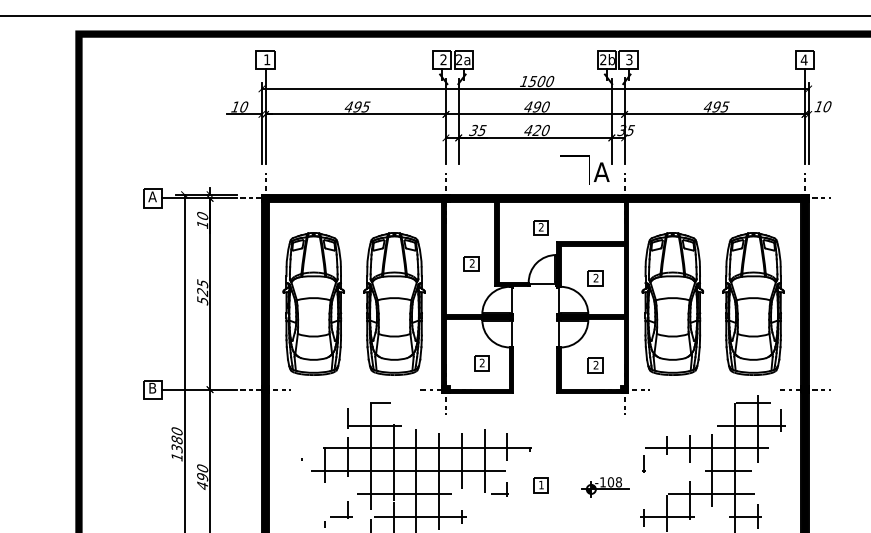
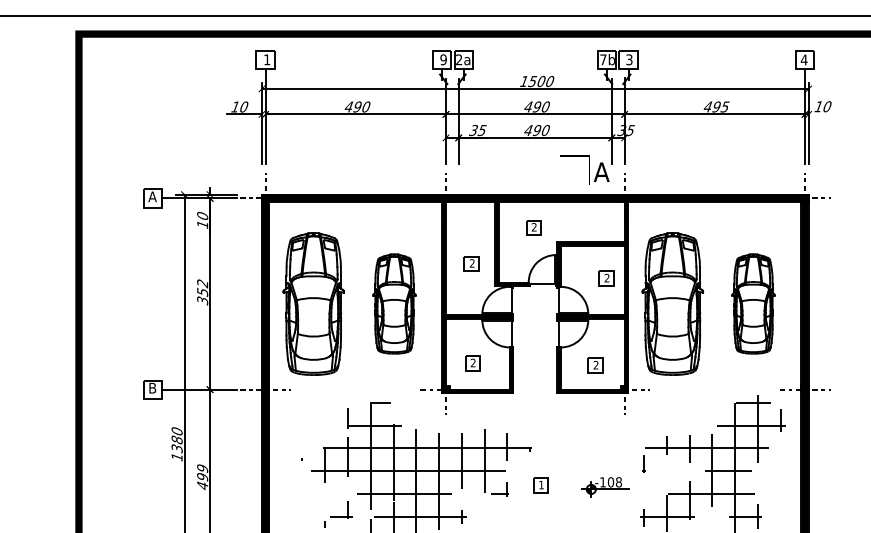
text: 2 -> 9 (443, 59)
text: 2b -> 7b (603, 59)
text: 495 -> 490 (365, 106)
text: 420 -> 490 (536, 130)
part position: (540, 227) -> (533, 227) (533, 227)
part position: (595, 278) -> (606, 278) (606, 278)
text: 525 -> 352 (202, 291)
part size: 63x144 px -> 45x102 px (394, 303)
part size: 63x144 px -> 45x102 px (753, 303)
part position: (481, 363) -> (472, 363) (472, 363)
text: 490 -> 499 (202, 468)
